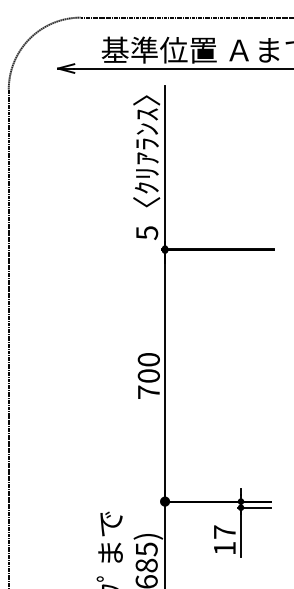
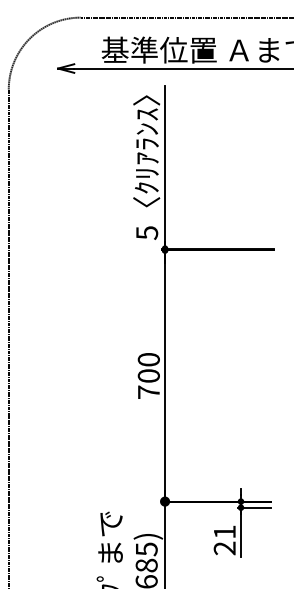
text: 17 -> 21 (224, 540)
